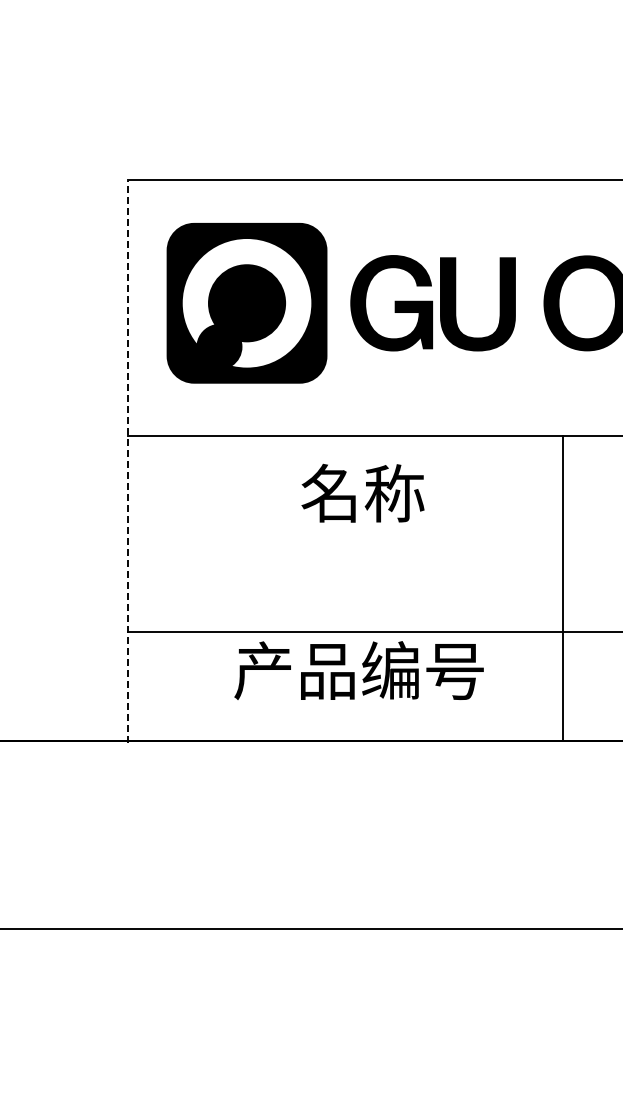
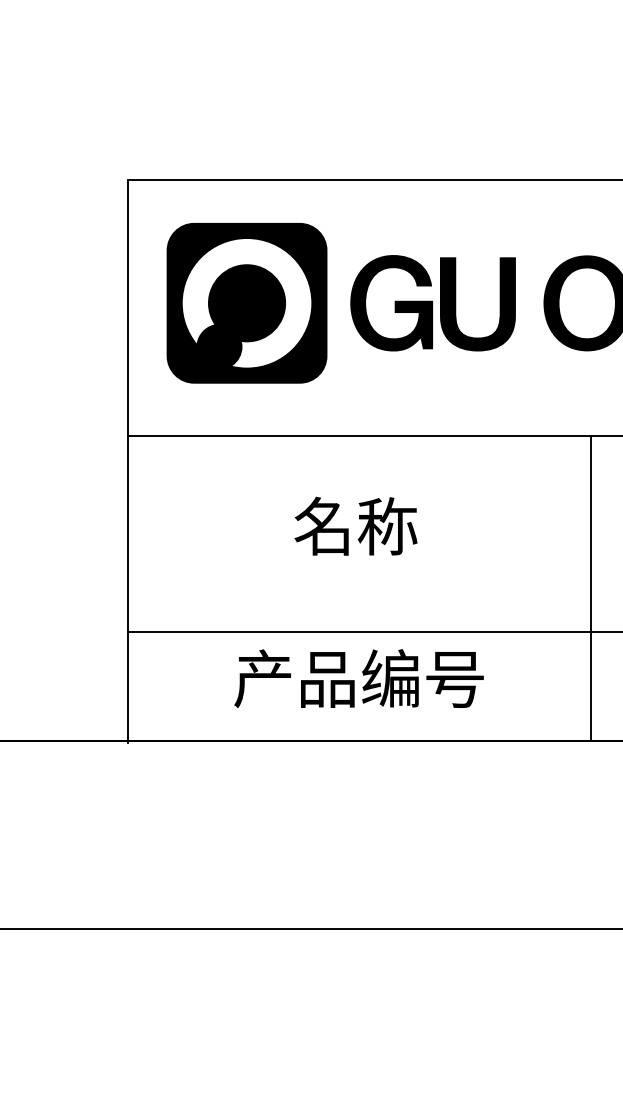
line: dashed -> solid (128, 462)
text position: (362, 492) -> (355, 525) (355, 525)
line position: (563, 588) -> (591, 588) (591, 588)
text position: (358, 670) -> (358, 678) (358, 678)
